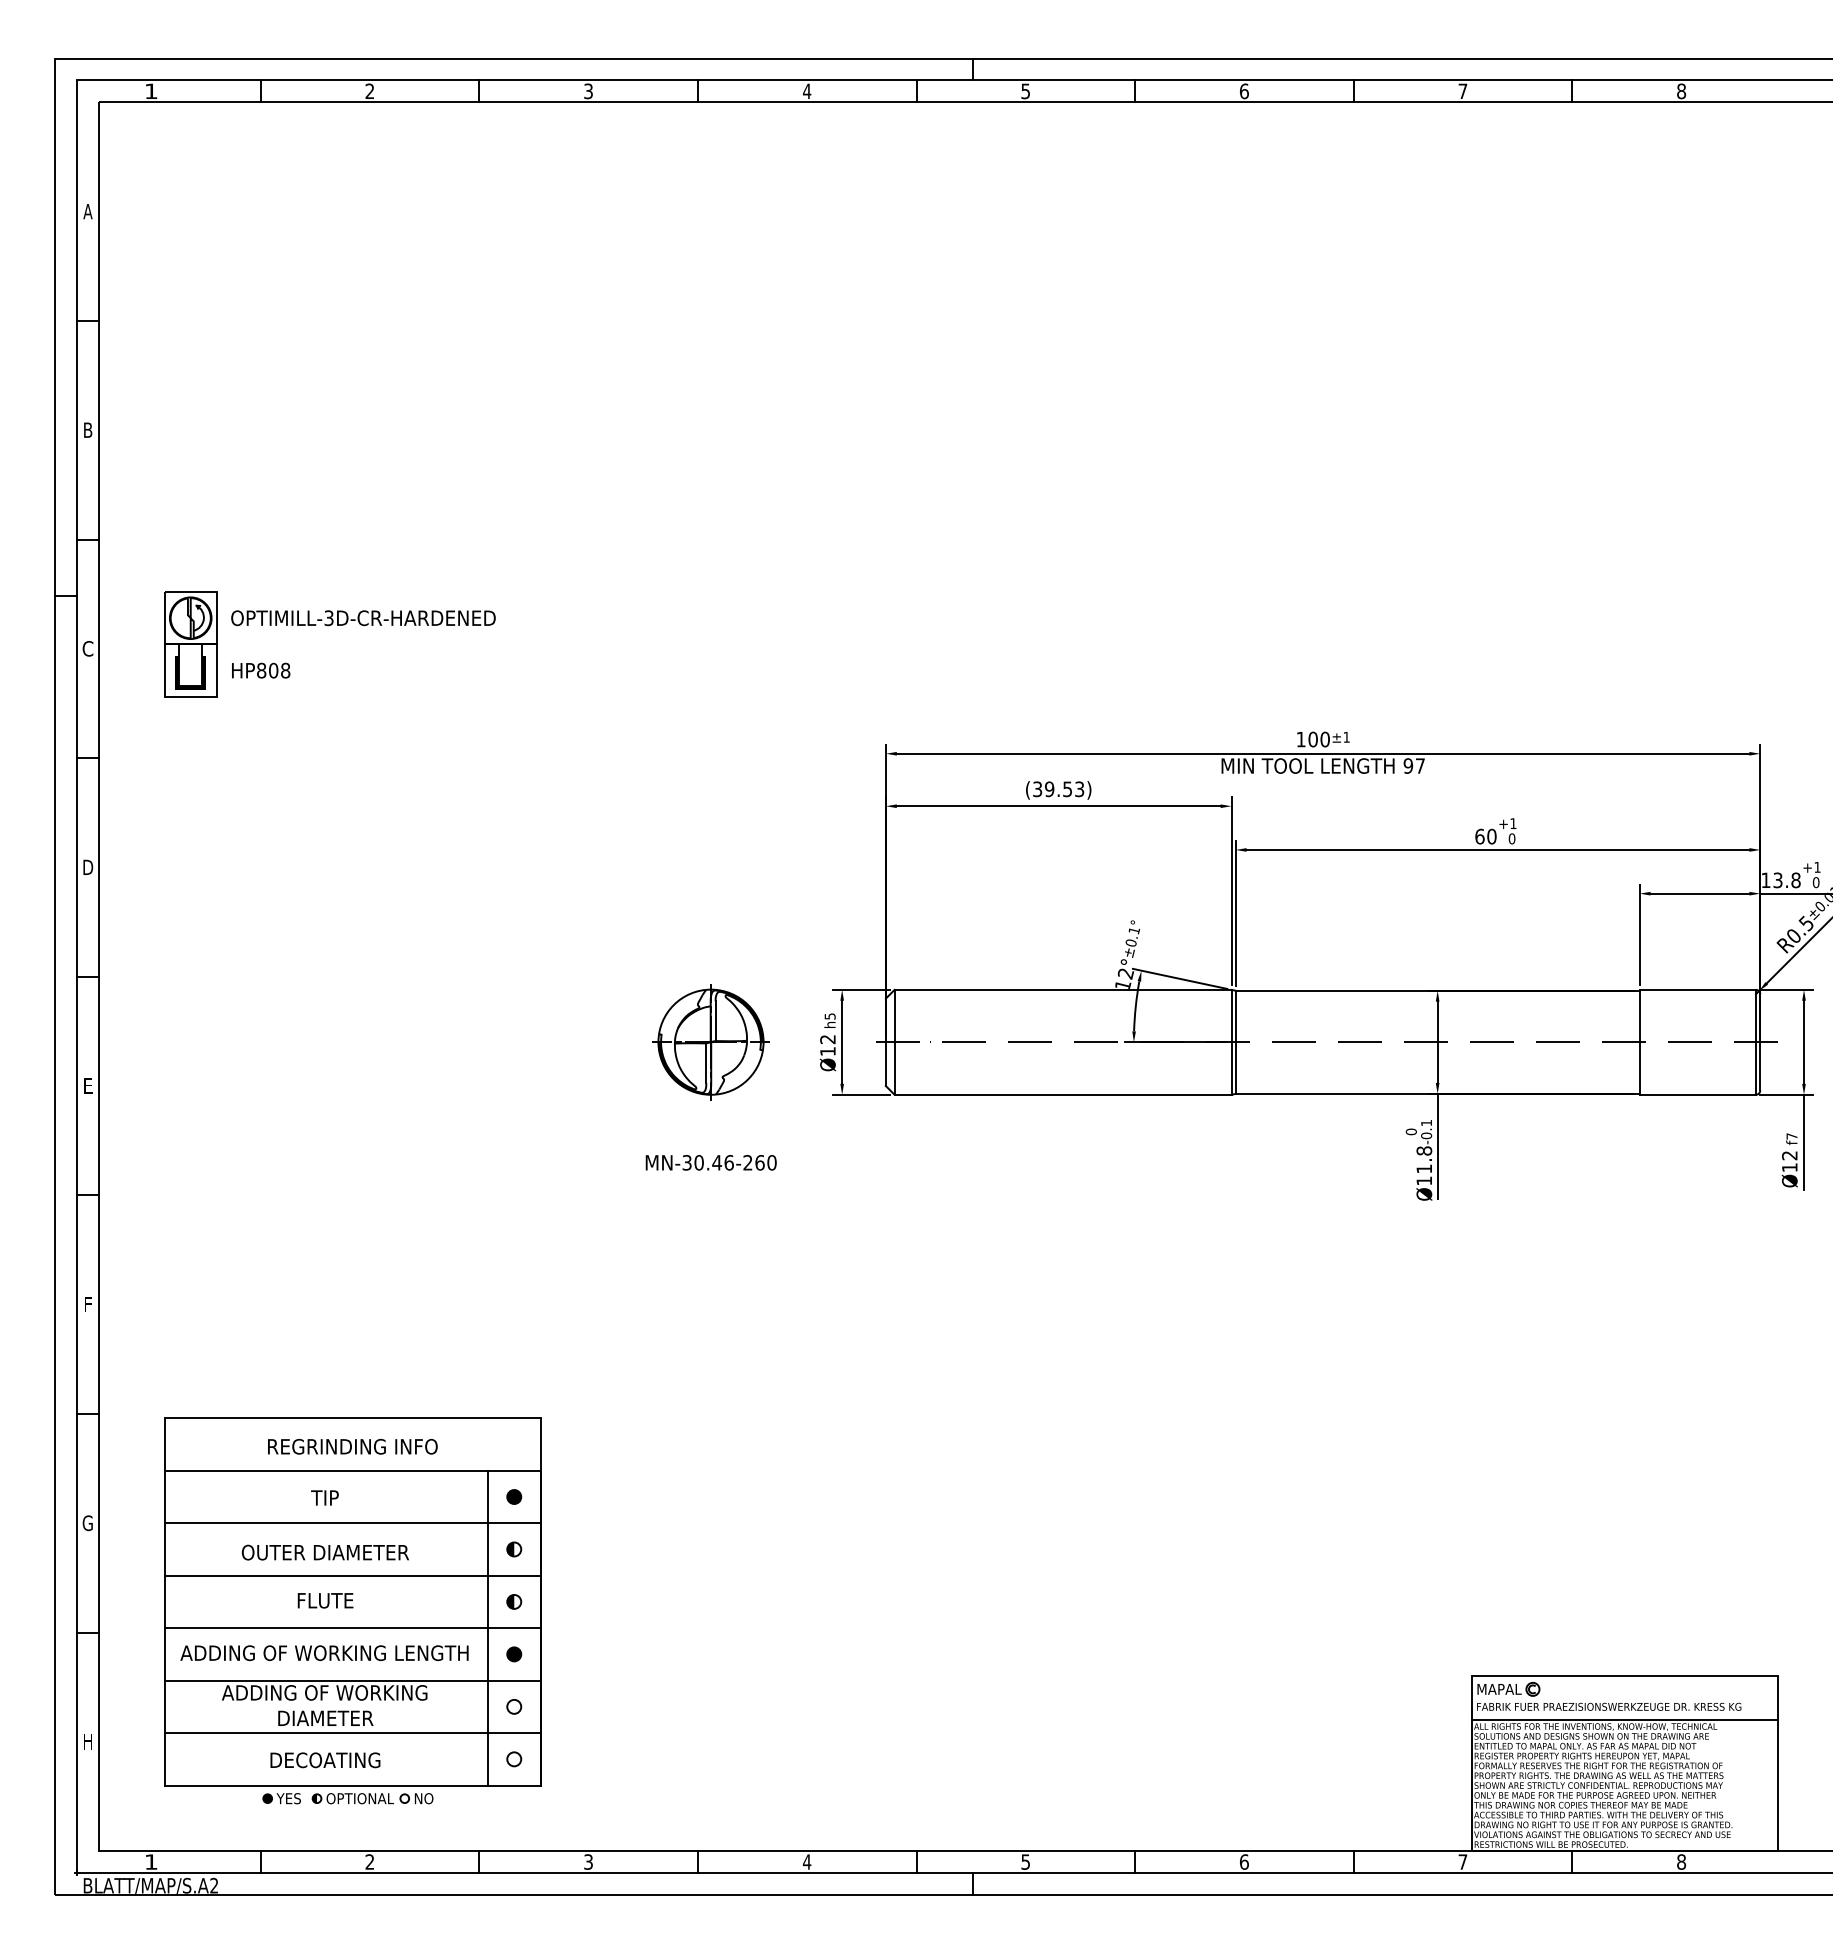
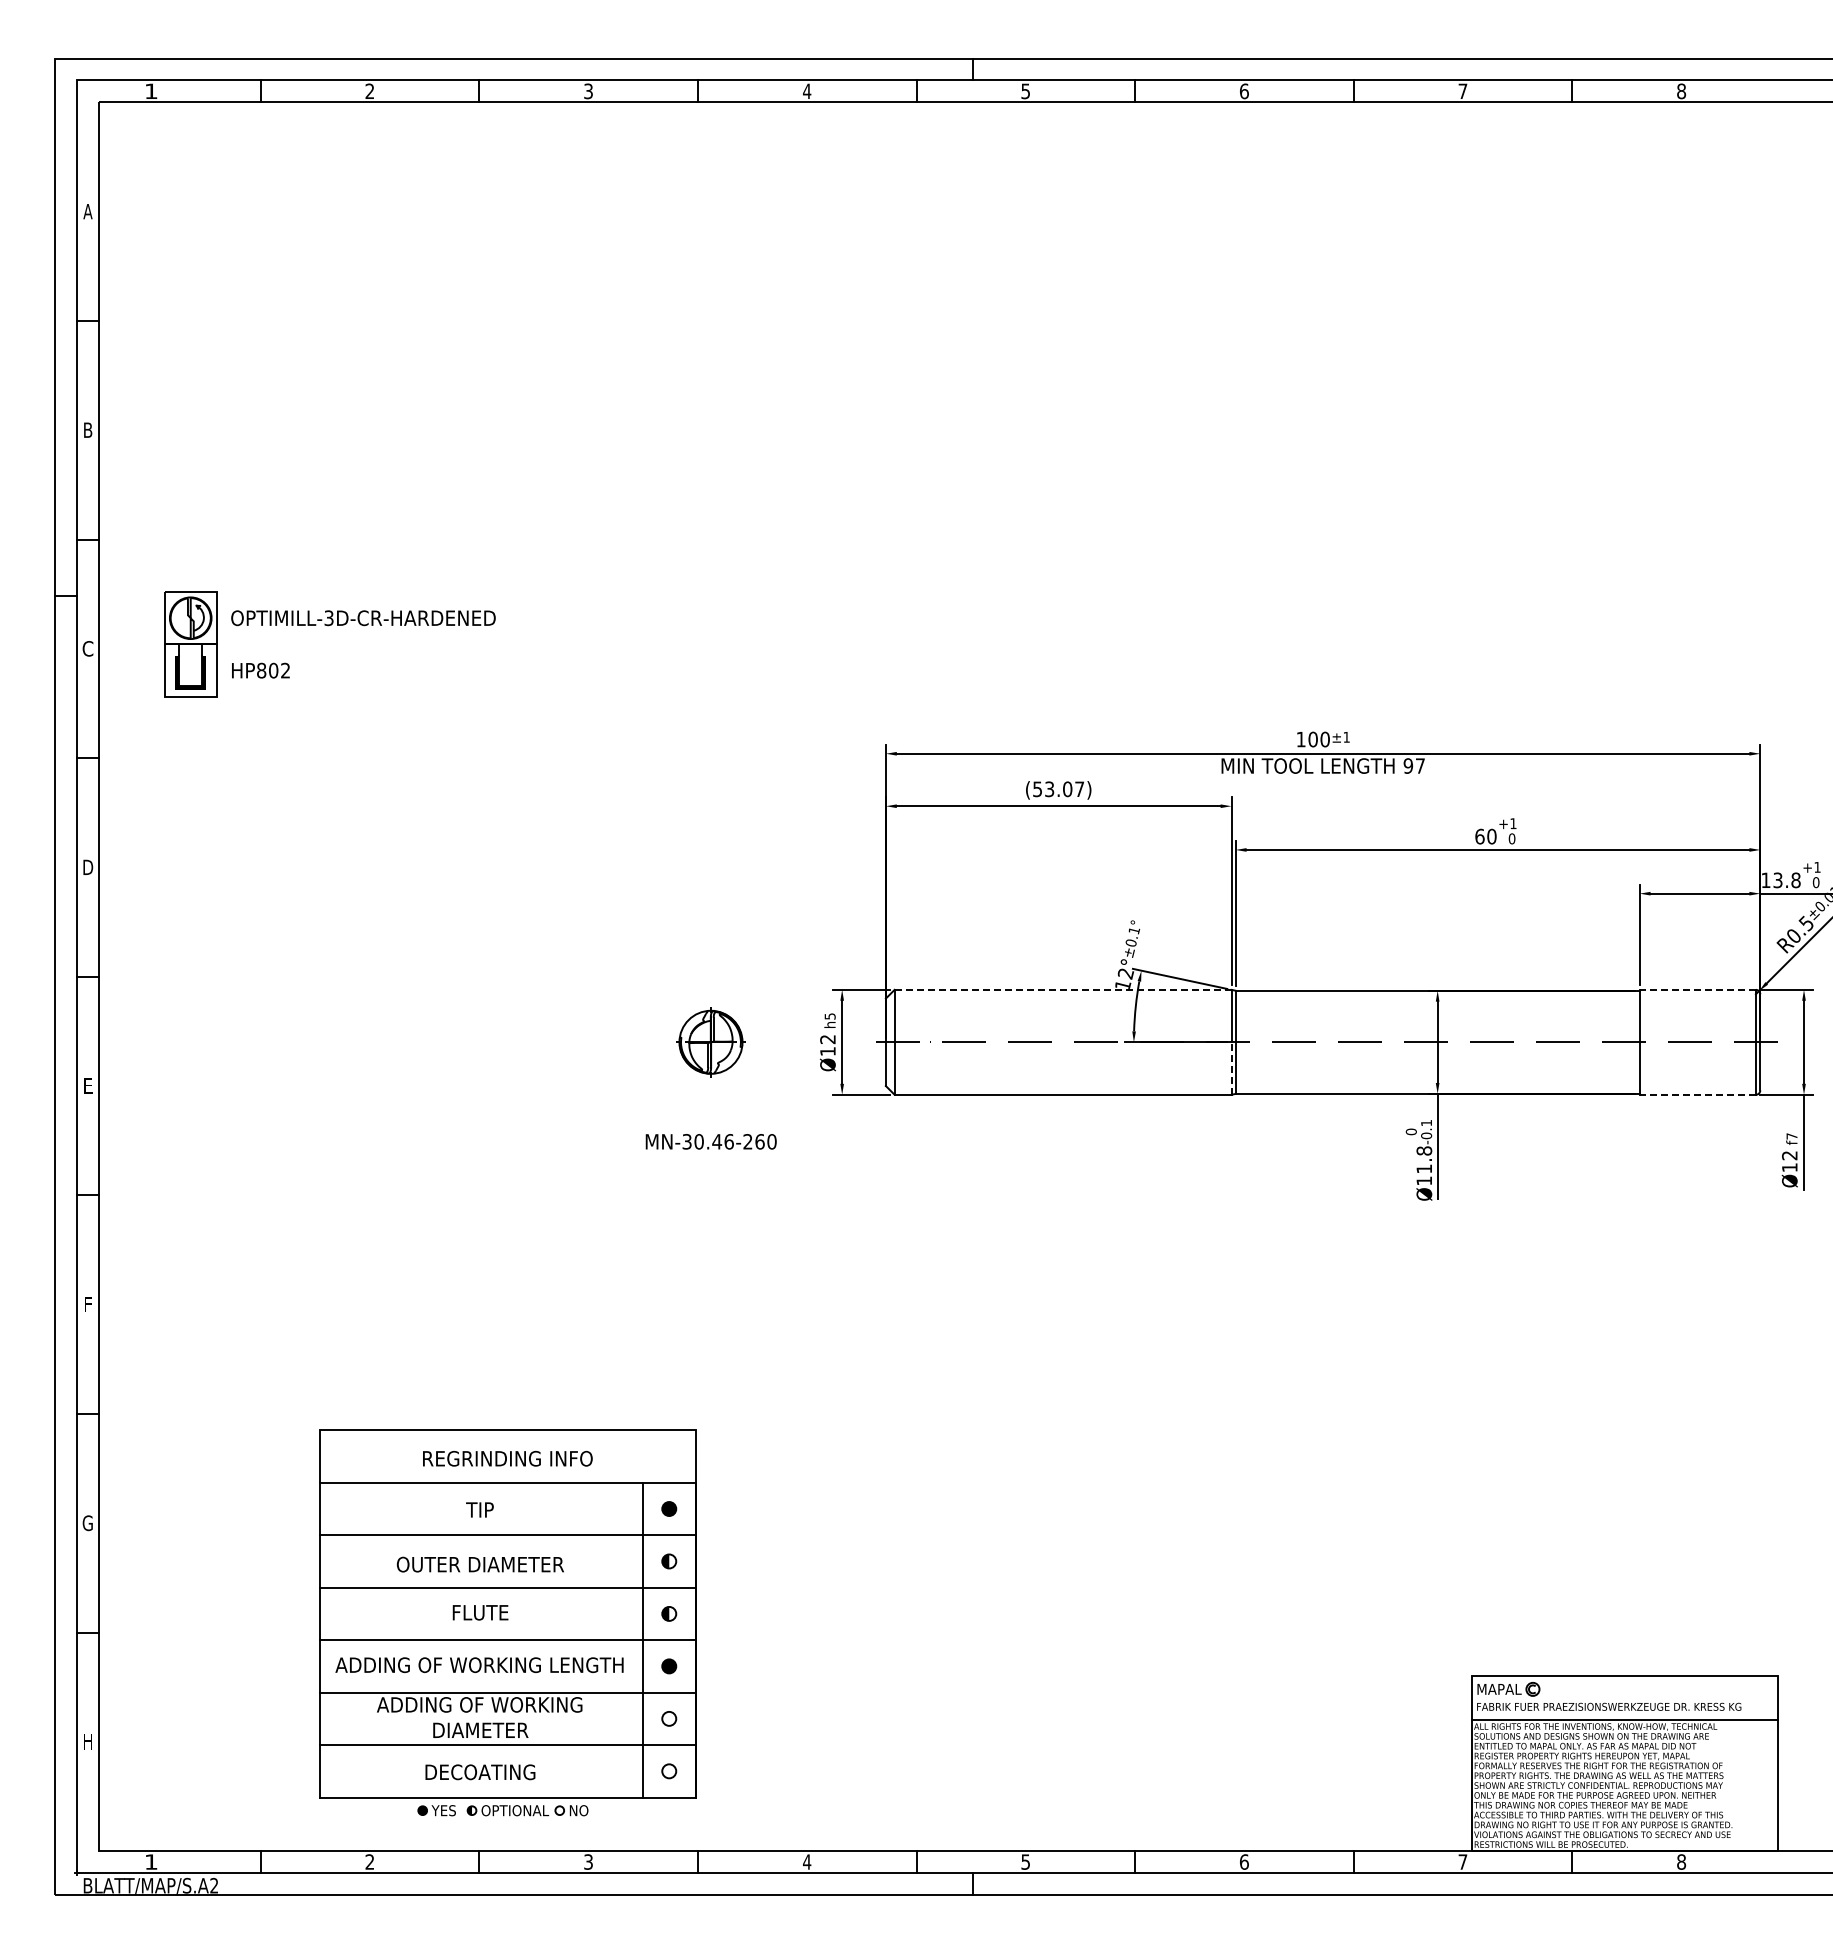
text: HP808 -> HP802 (285, 670)
text: (39.53) -> (53.07) (1058, 789)
line: solid -> dashed (1063, 989)
line: solid -> dashed (1697, 989)
part size: 118x117 px -> 70x71 px (710, 1042)
line: solid -> dashed (1231, 1068)
line: solid -> dashed (1697, 1094)
text position: (710, 1162) -> (710, 1141) (710, 1141)
part position: (352, 1610) -> (507, 1622) (507, 1622)
